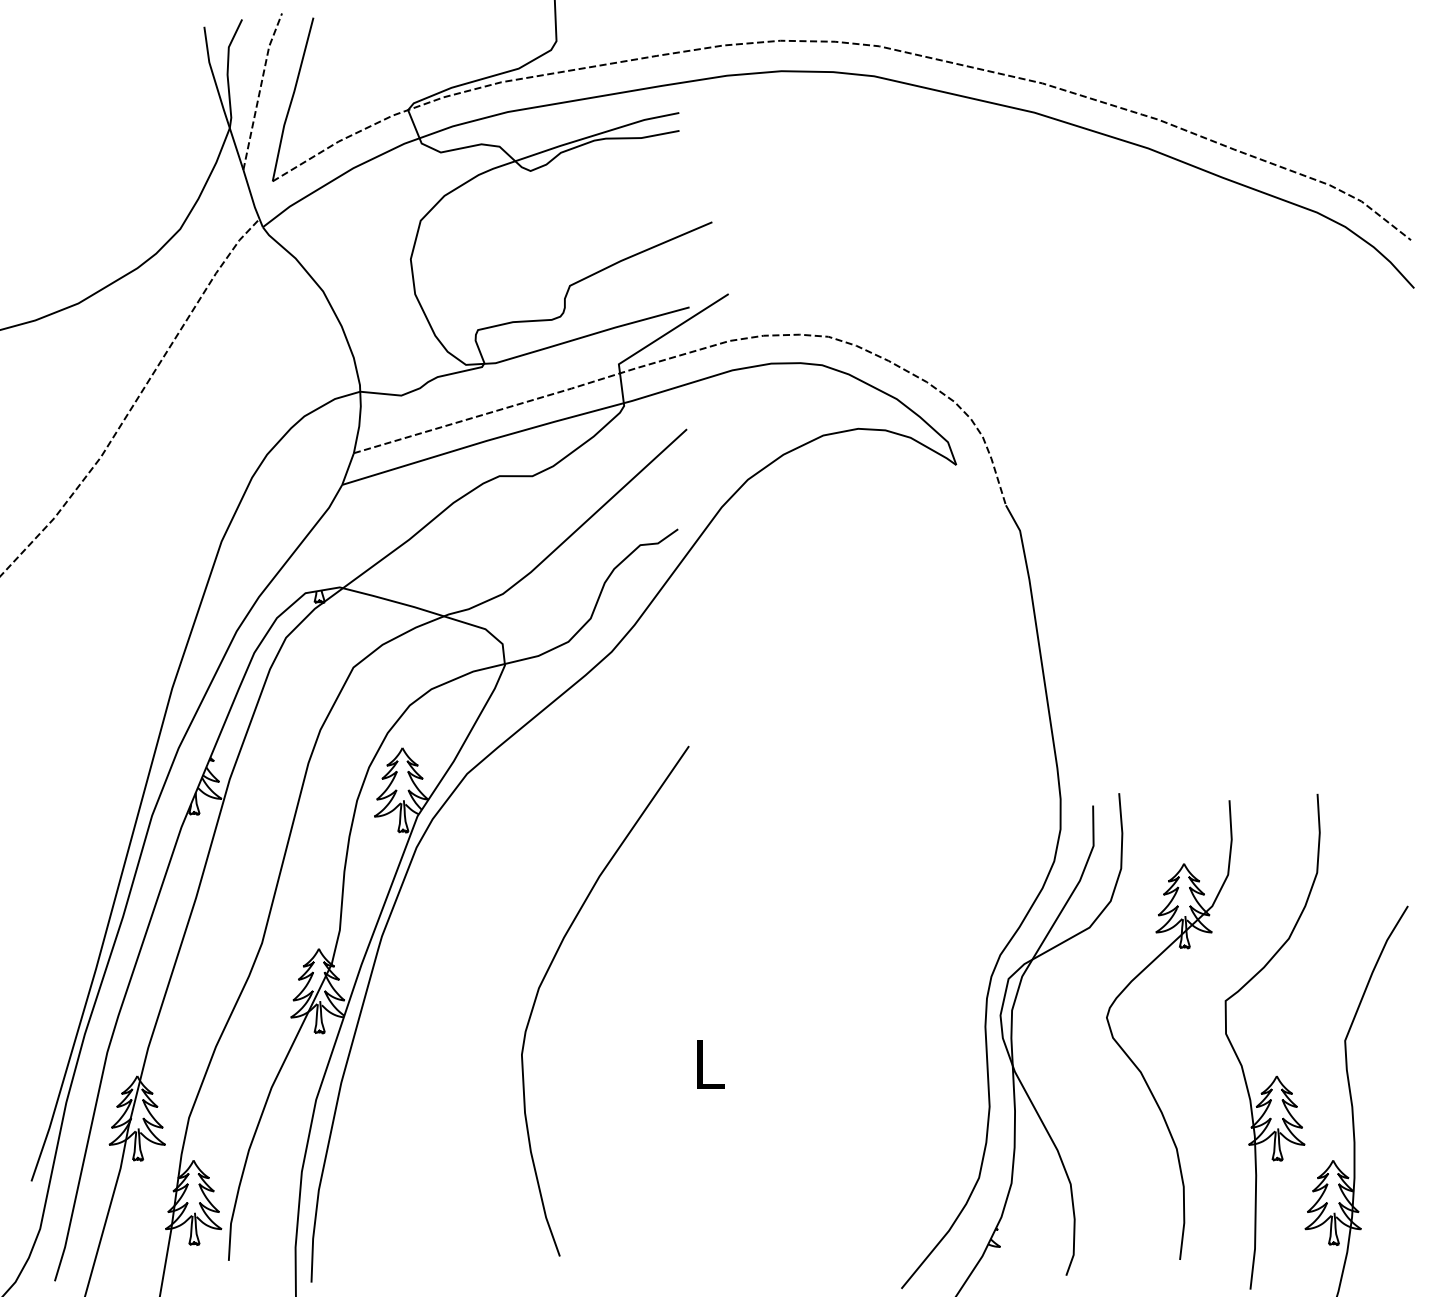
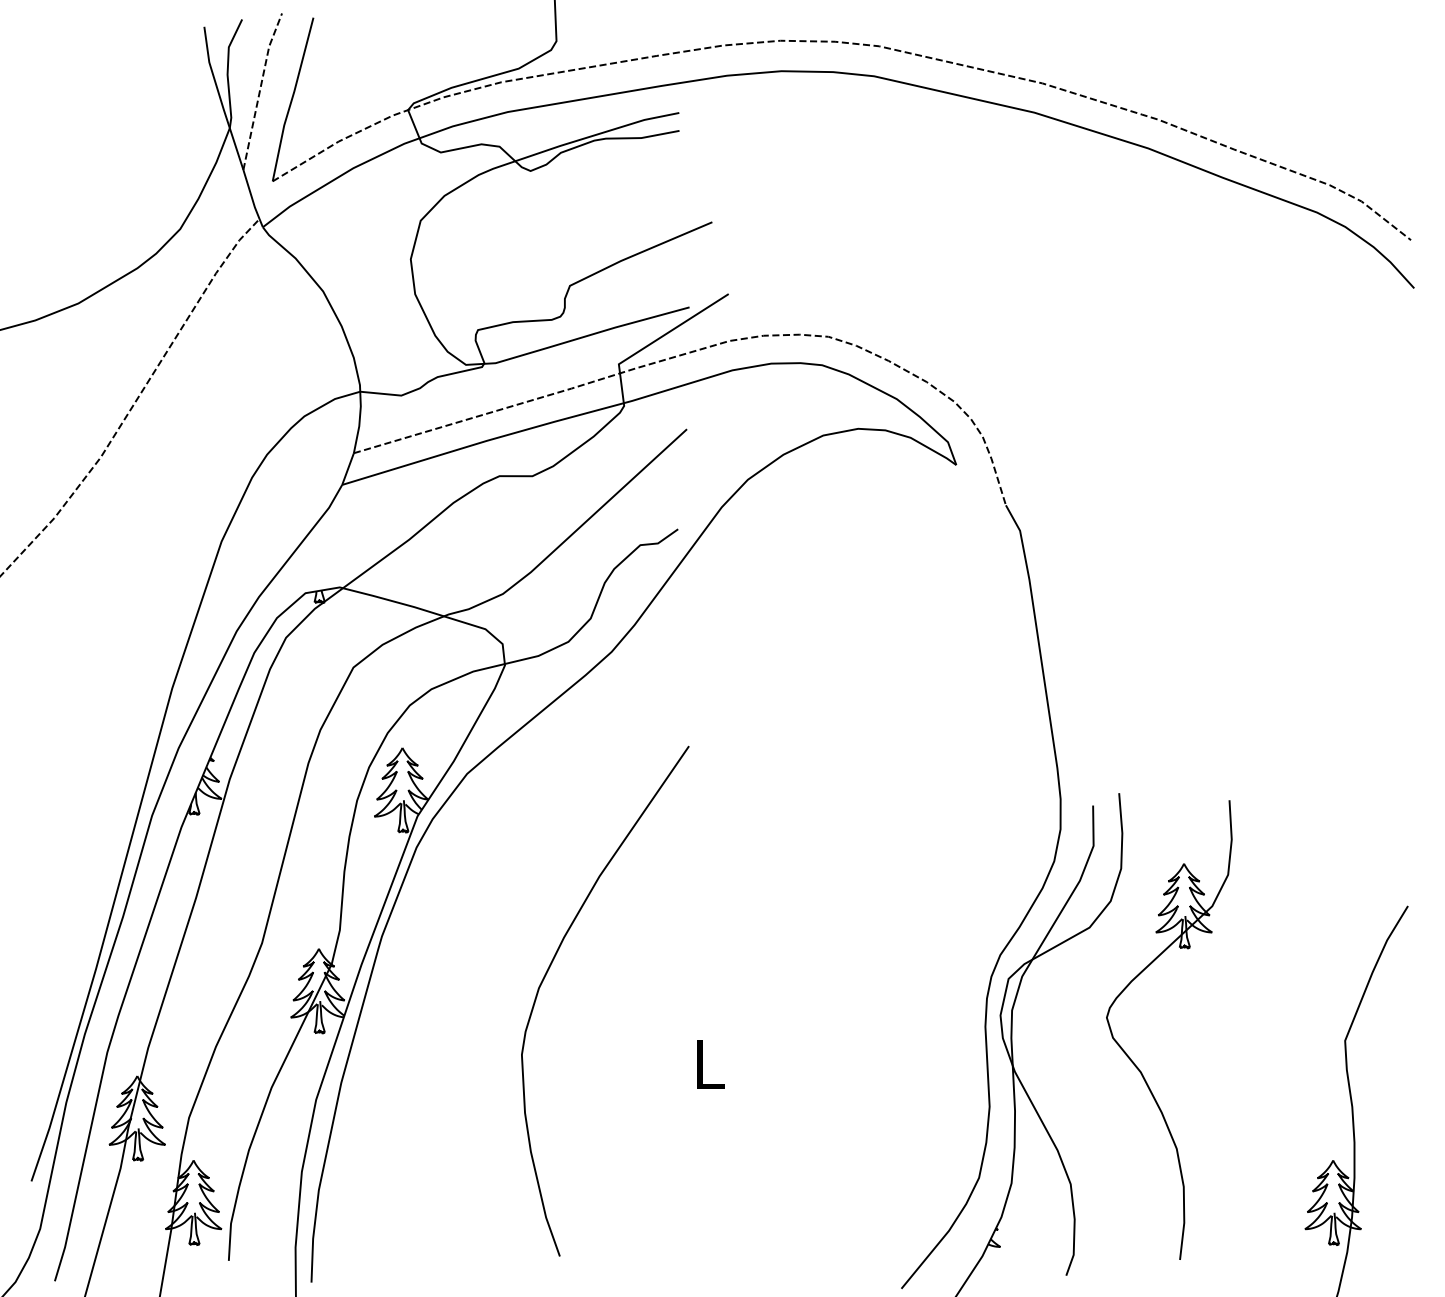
part: present -> none (1277, 1075)
